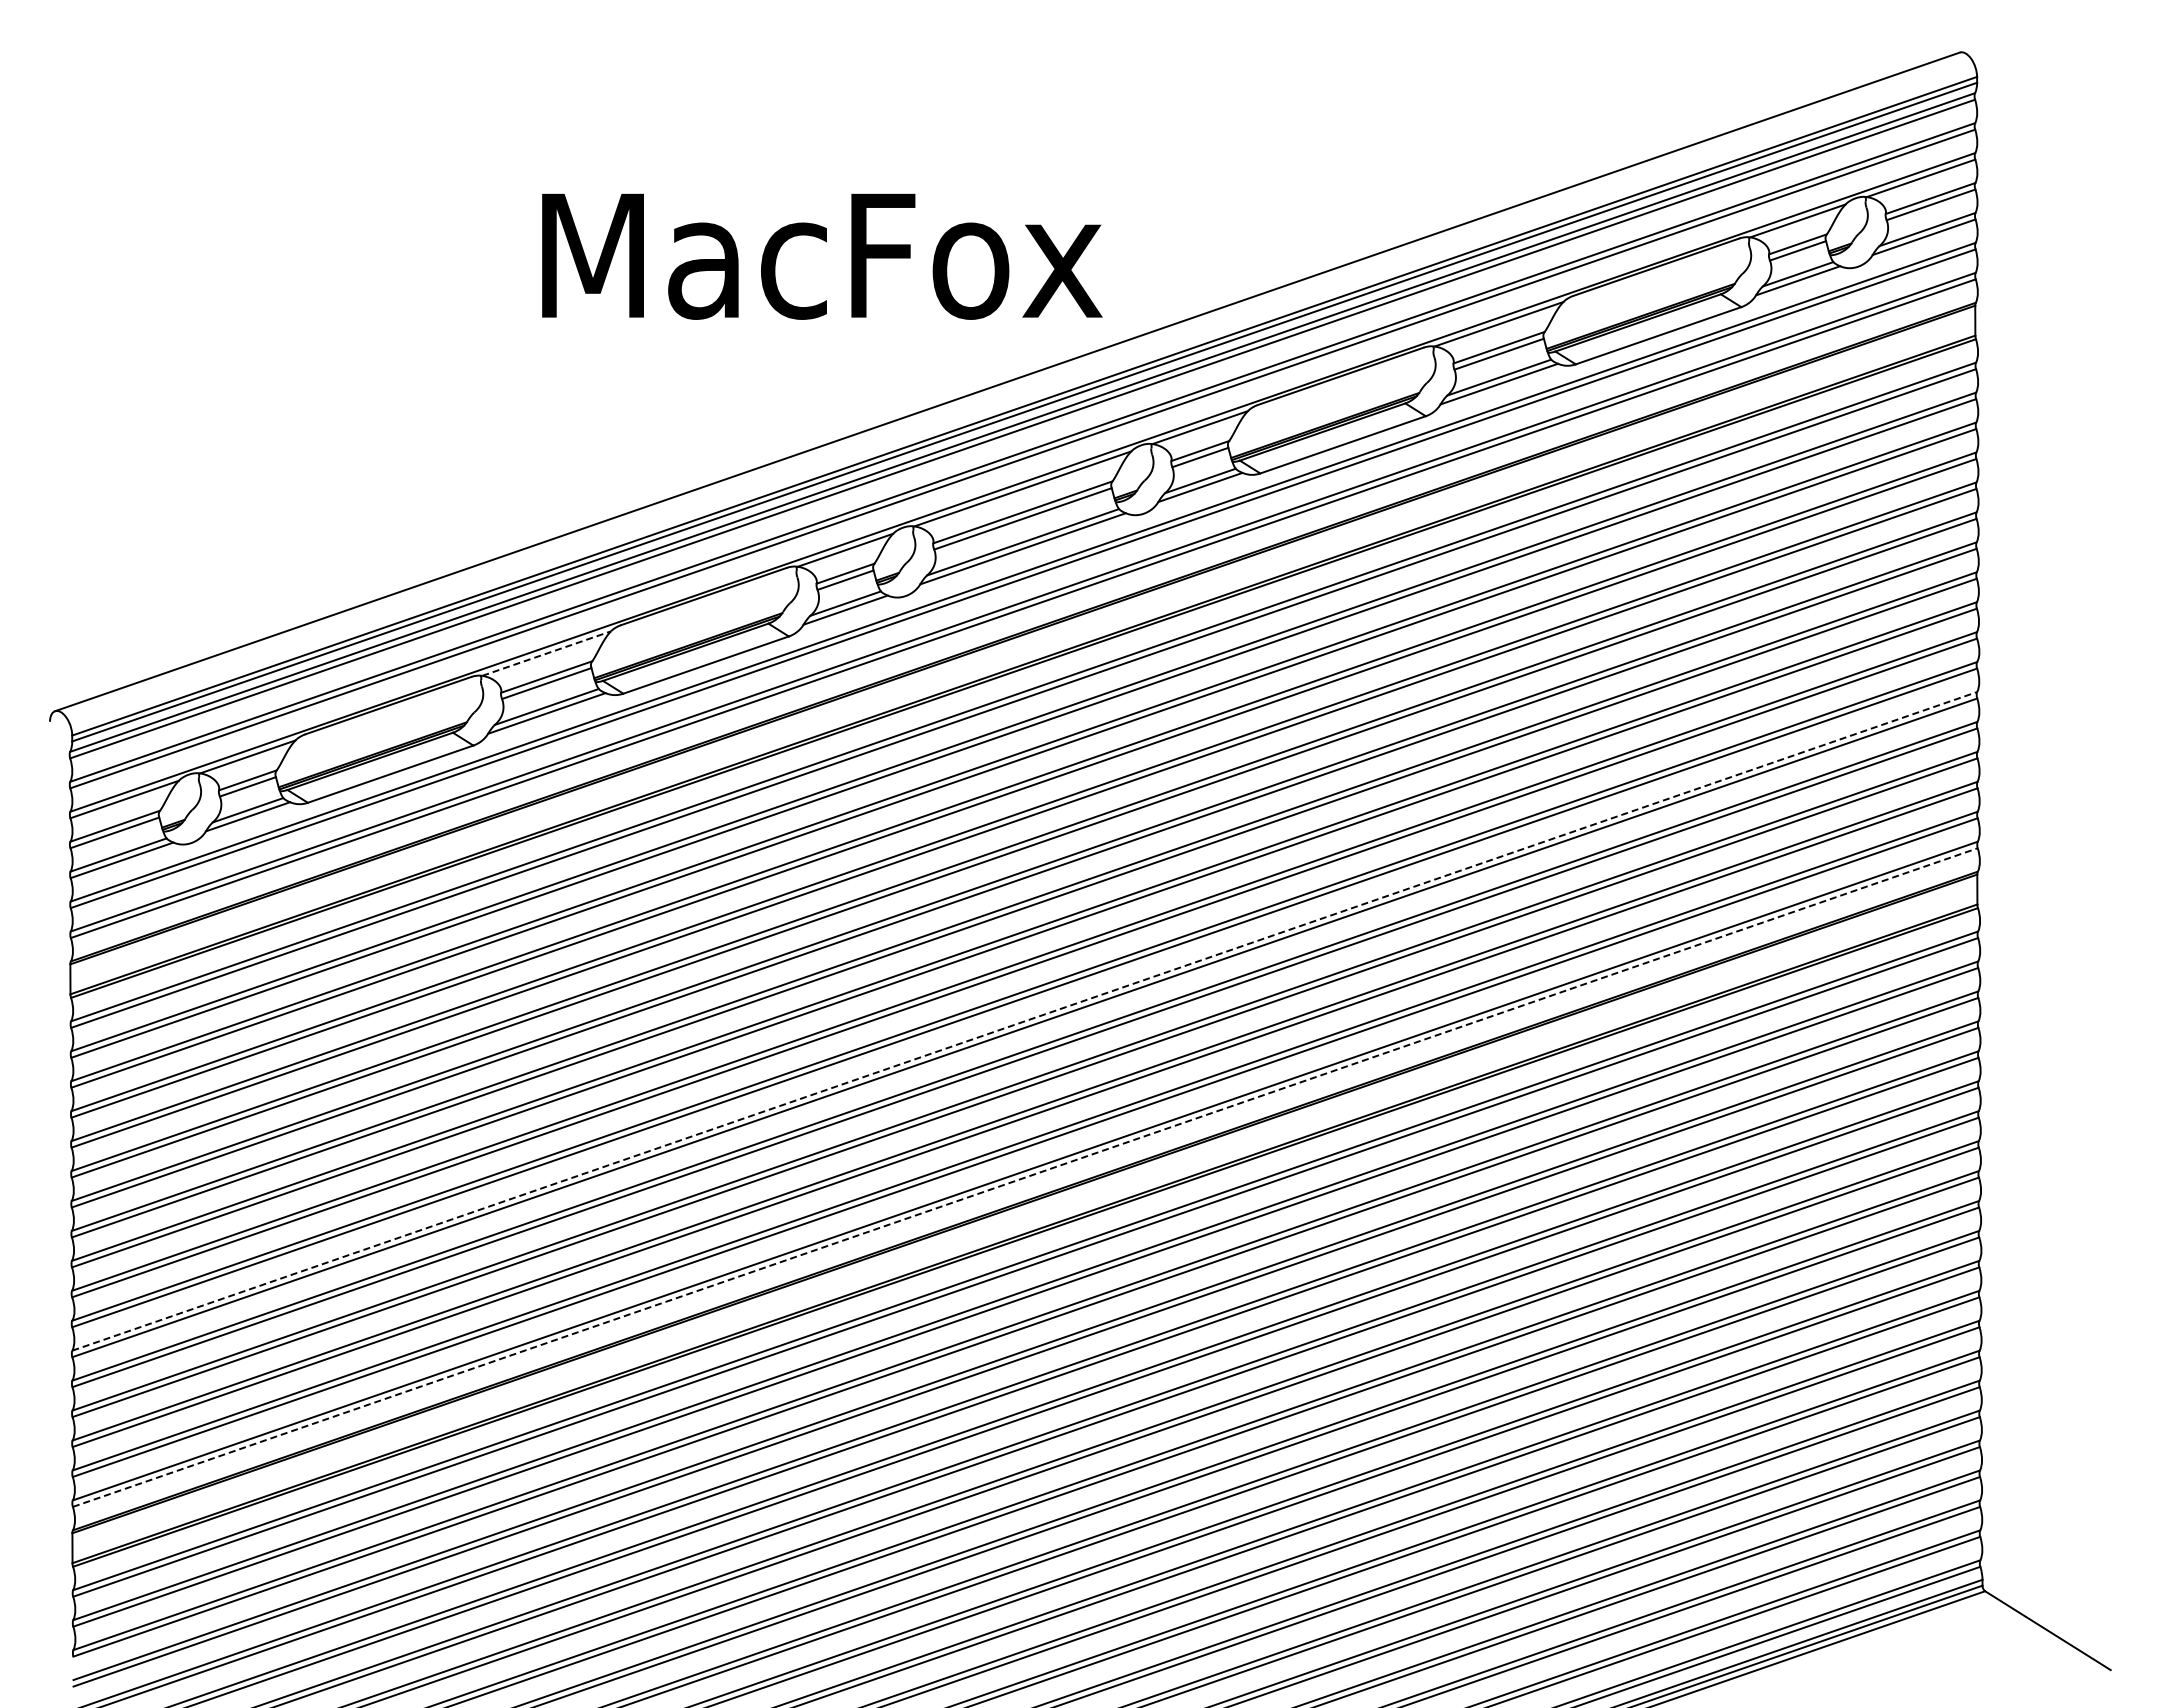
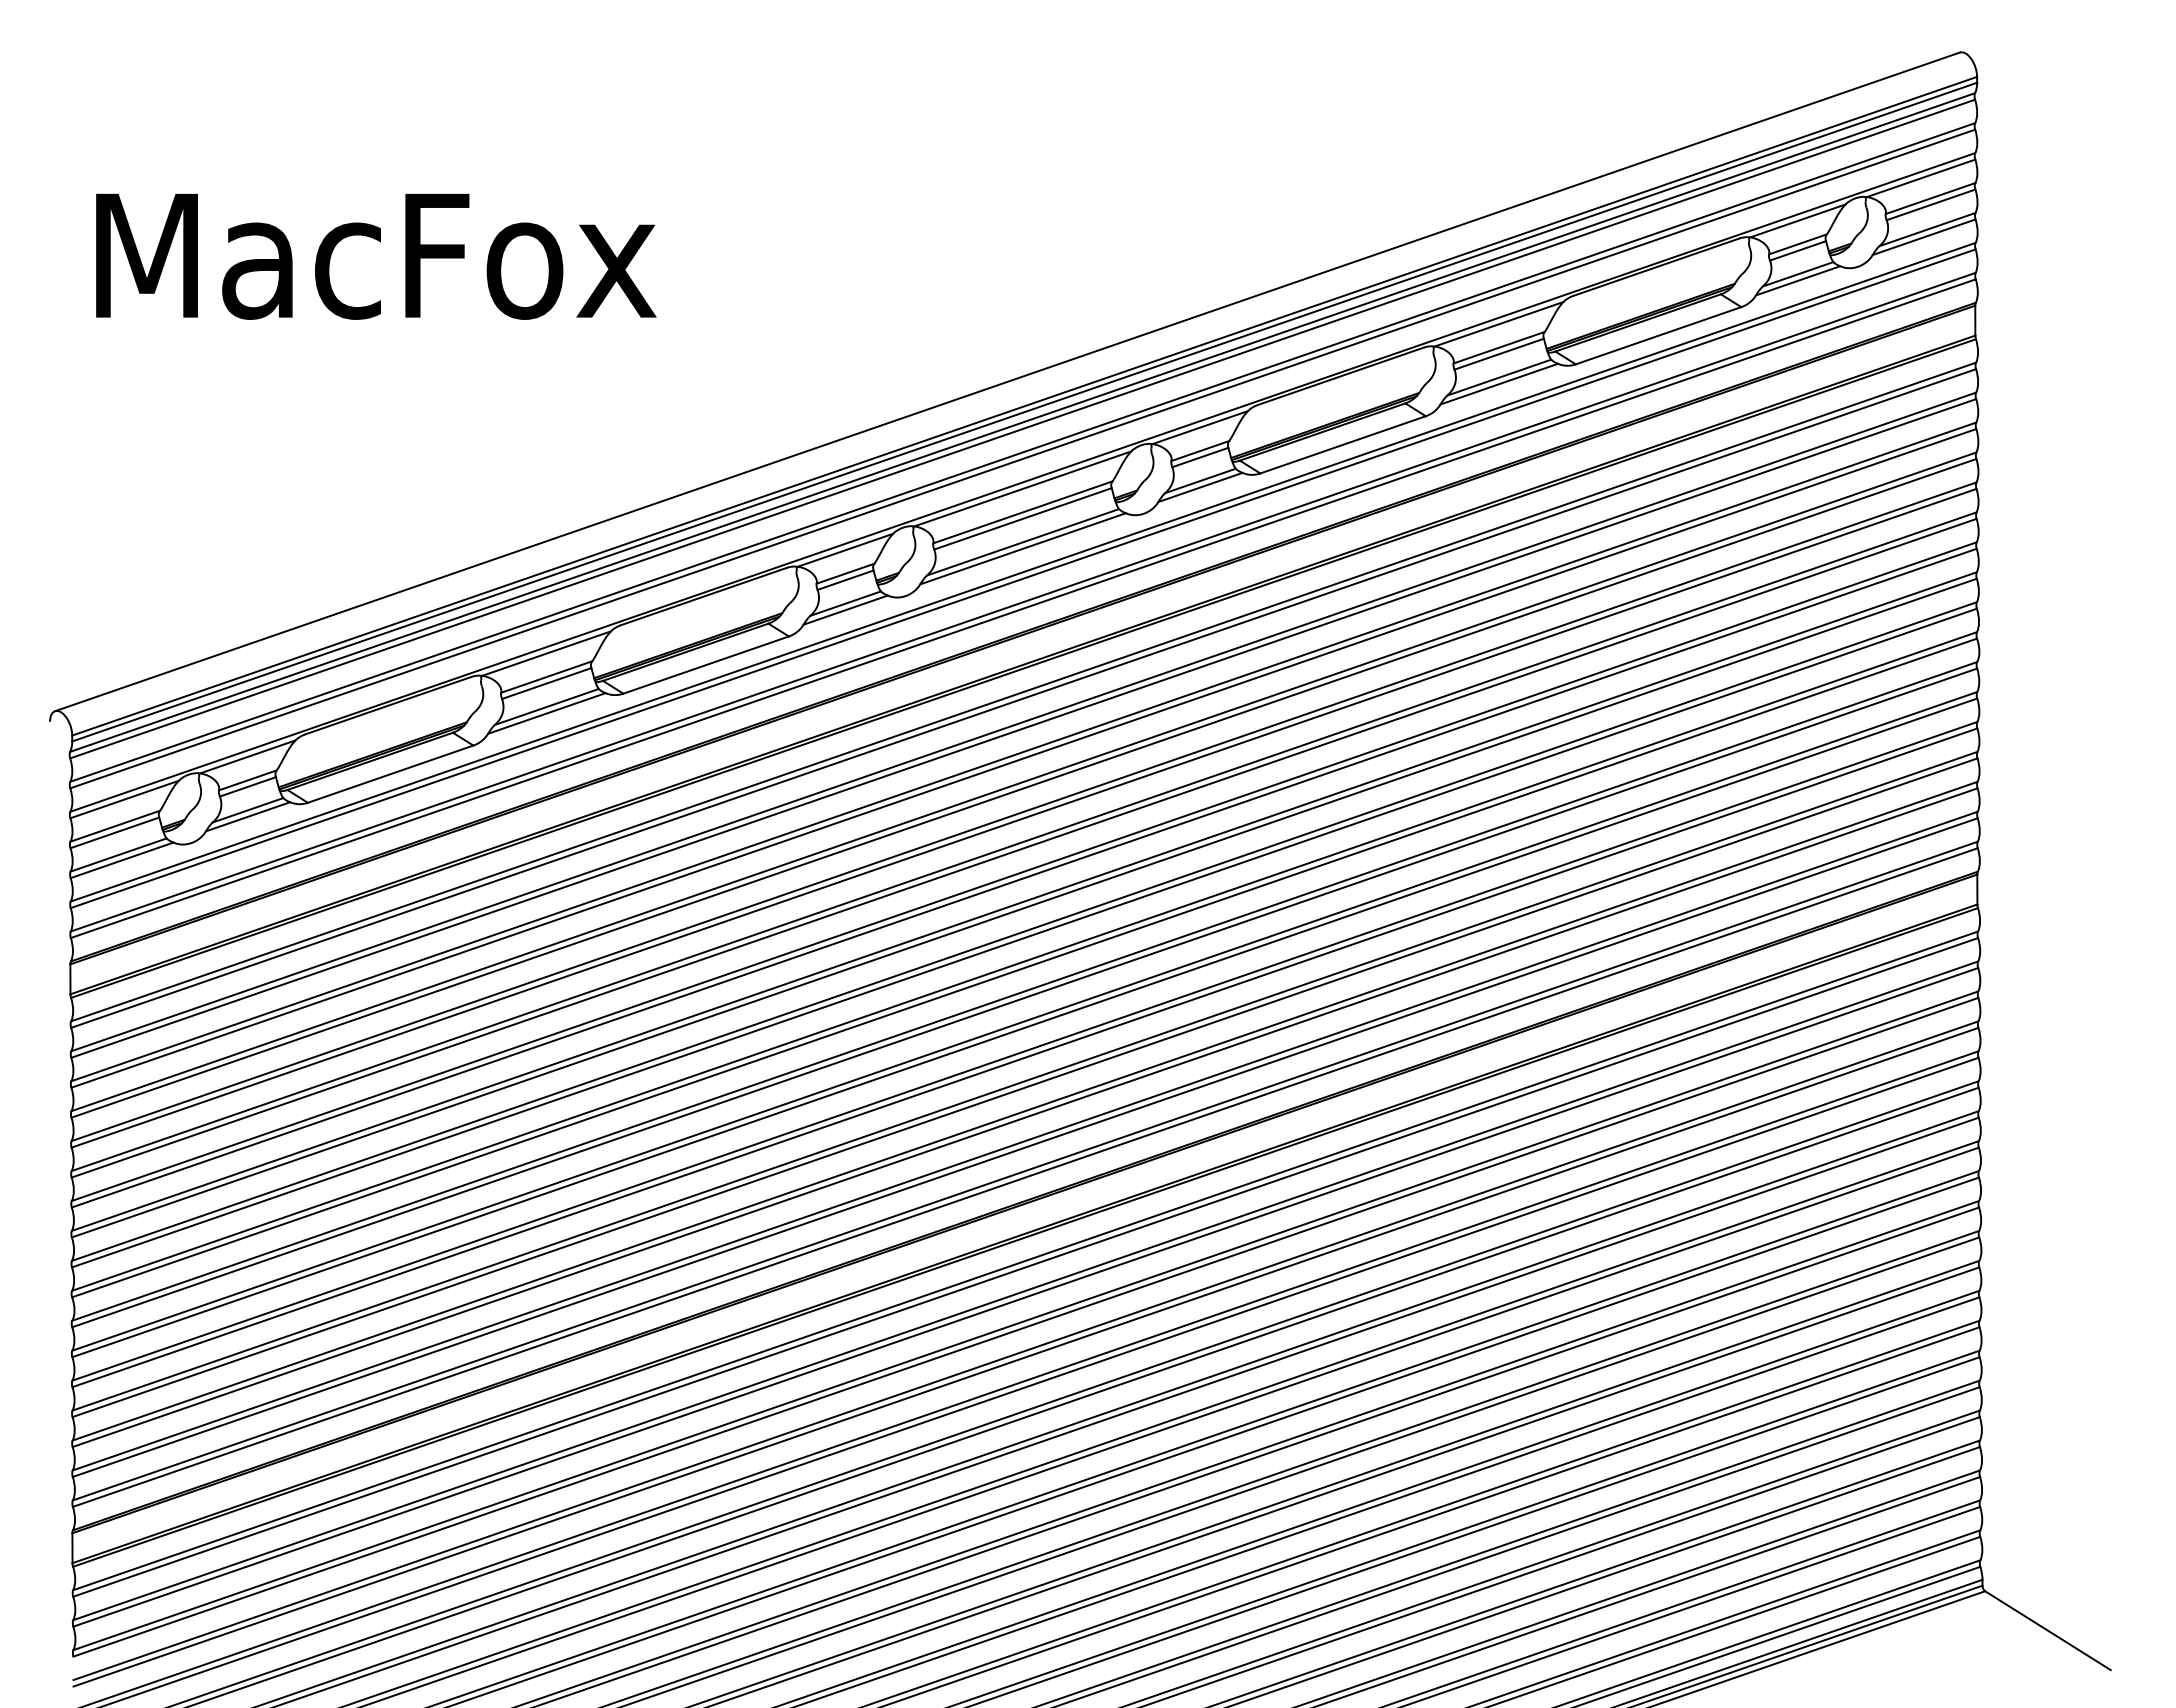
text position: (822, 256) -> (376, 256) (376, 256)
line: dashed -> solid (547, 653)
line: dashed -> solid (1024, 1021)
line: dashed -> solid (1025, 1177)
